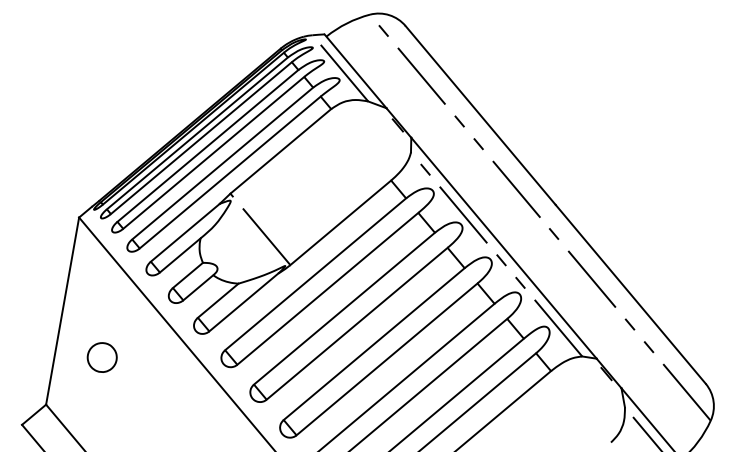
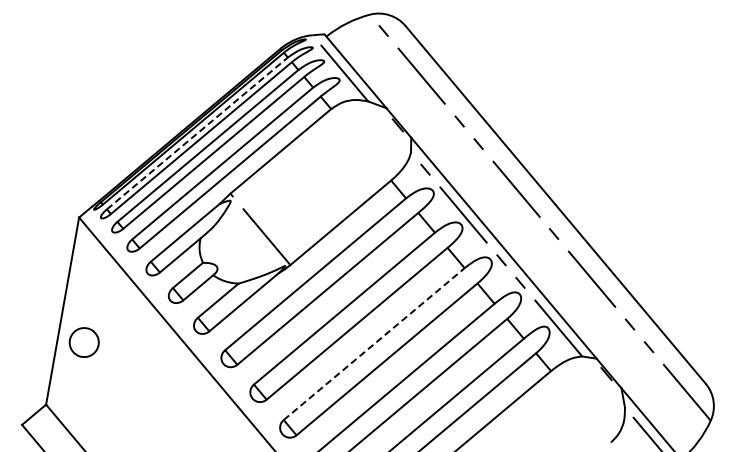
line: solid -> dashed (197, 133)
line: solid -> dashed (374, 343)
part position: (101, 357) -> (83, 342) (83, 342)
